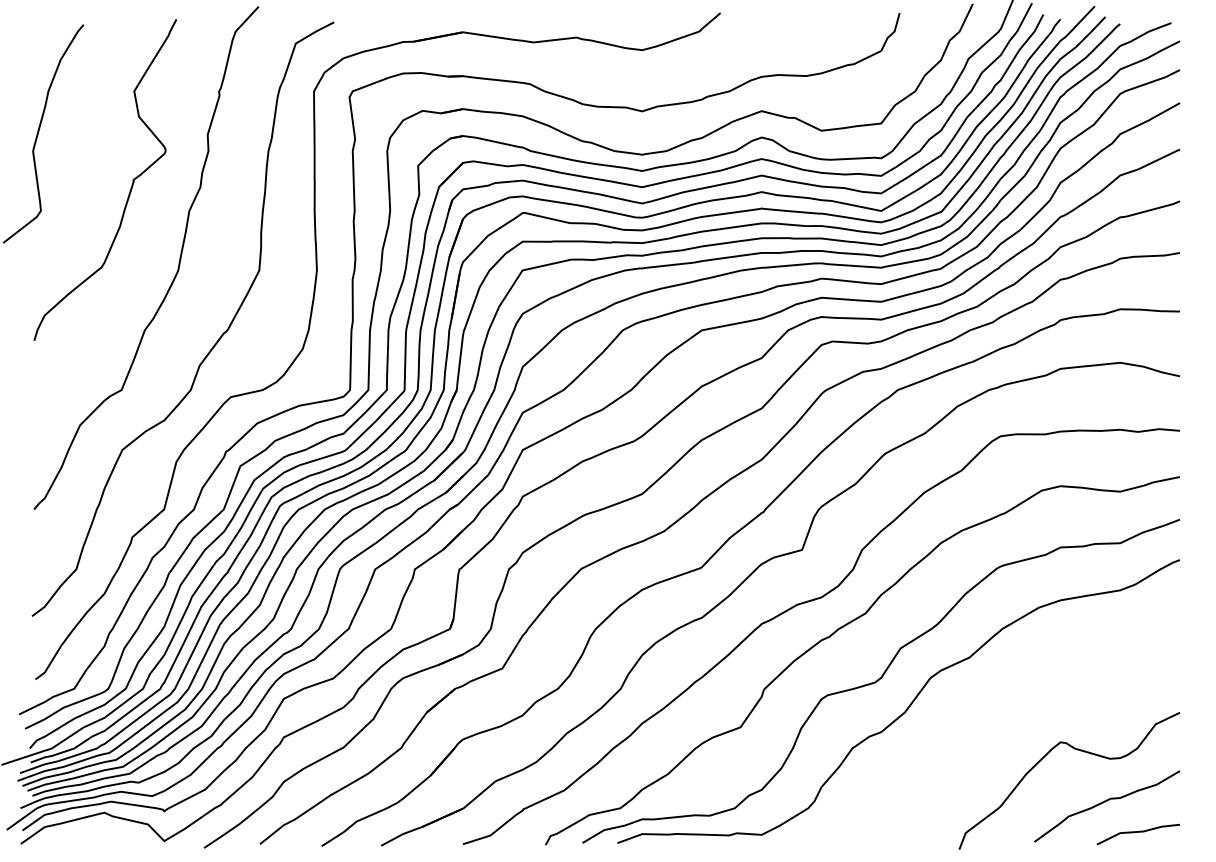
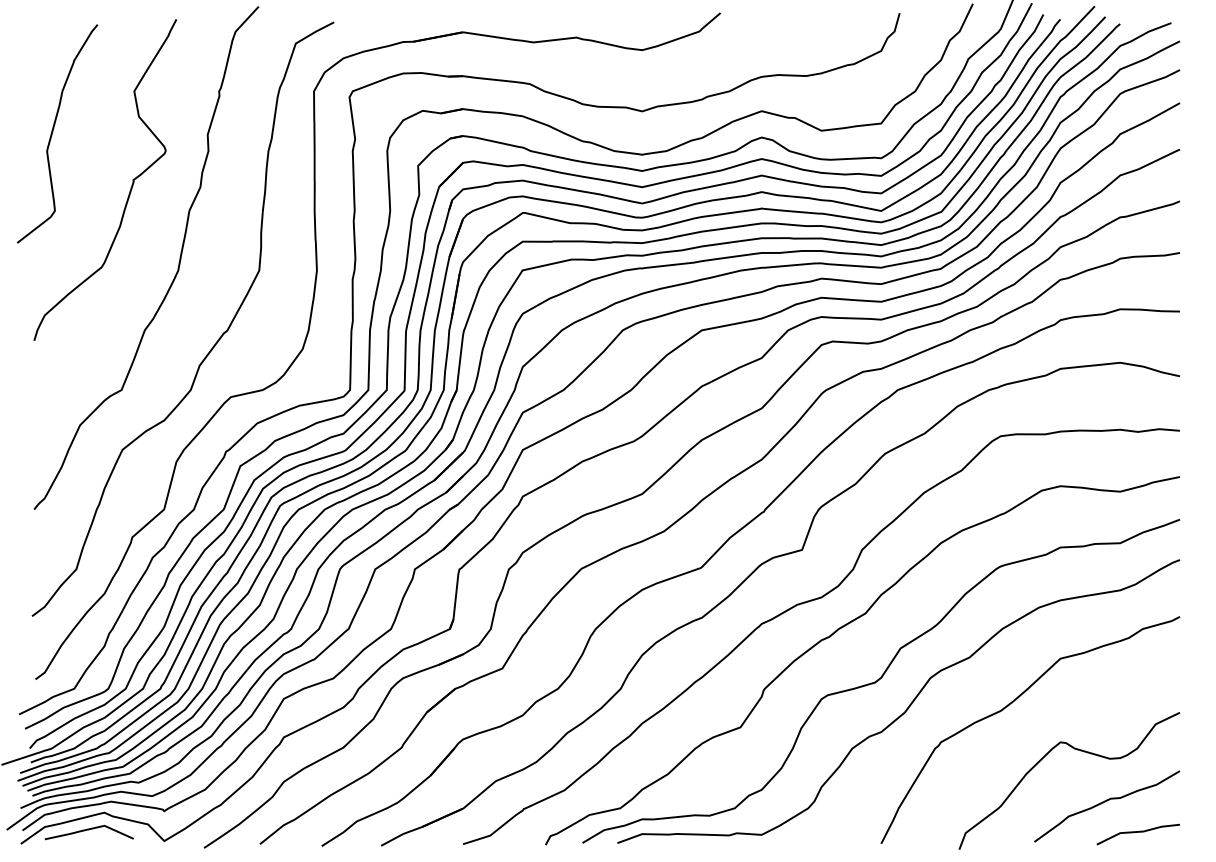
curve position: (39, 132) -> (53, 132) (53, 132)
curve: none -> present (1012, 703)
line: none -> present (88, 830)
